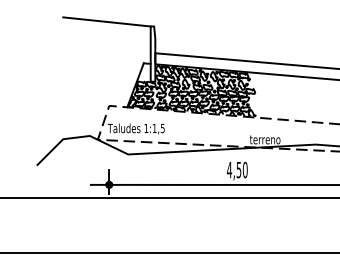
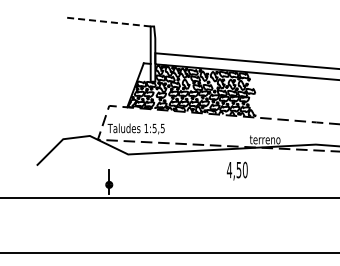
line: solid -> dashed (106, 21)
text: 1:1,5 -> 1:5,5 (154, 128)
line: present -> none (213, 184)
